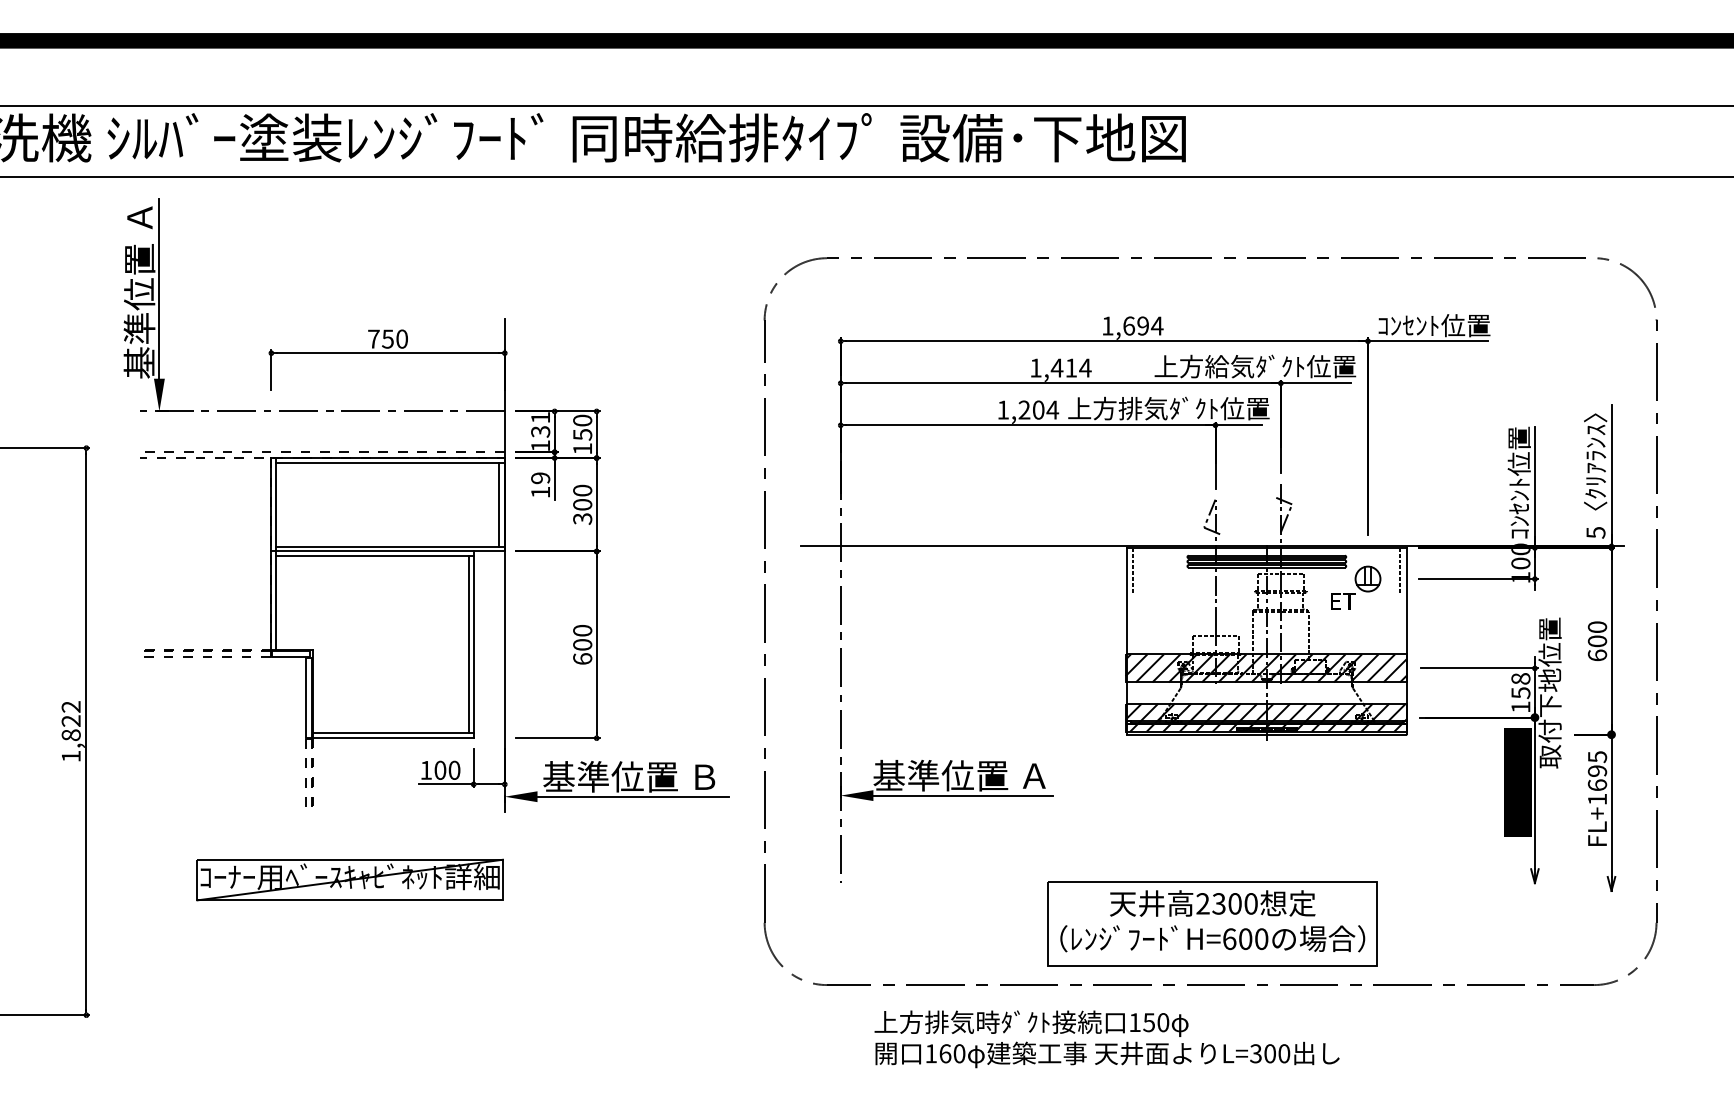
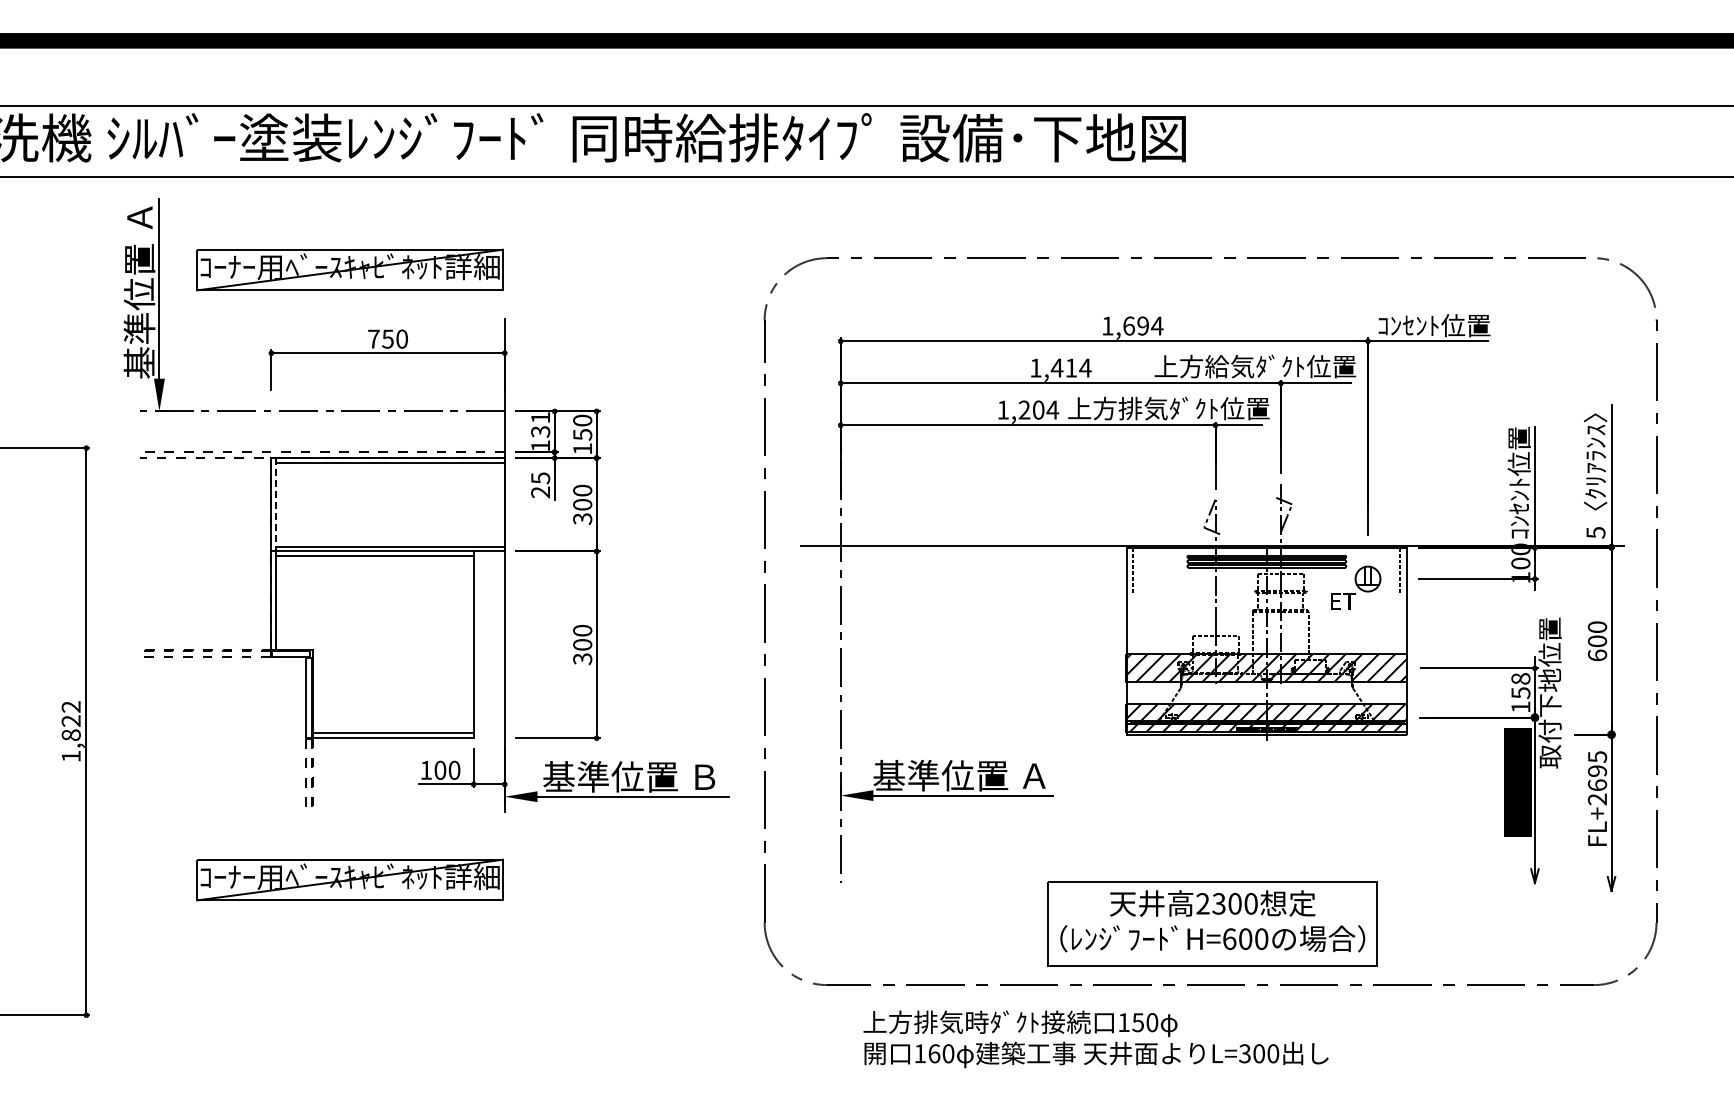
part: none -> present (349, 269)
text: 19 -> 25 (540, 485)
line: solid -> dashed (276, 504)
line: present -> none (499, 504)
line: present -> none (468, 644)
text: 600 -> 300 (582, 659)
text: FL+1695 -> FL+2695 (1596, 799)
text position: (1106, 1039) -> (1095, 1039) (1095, 1039)
